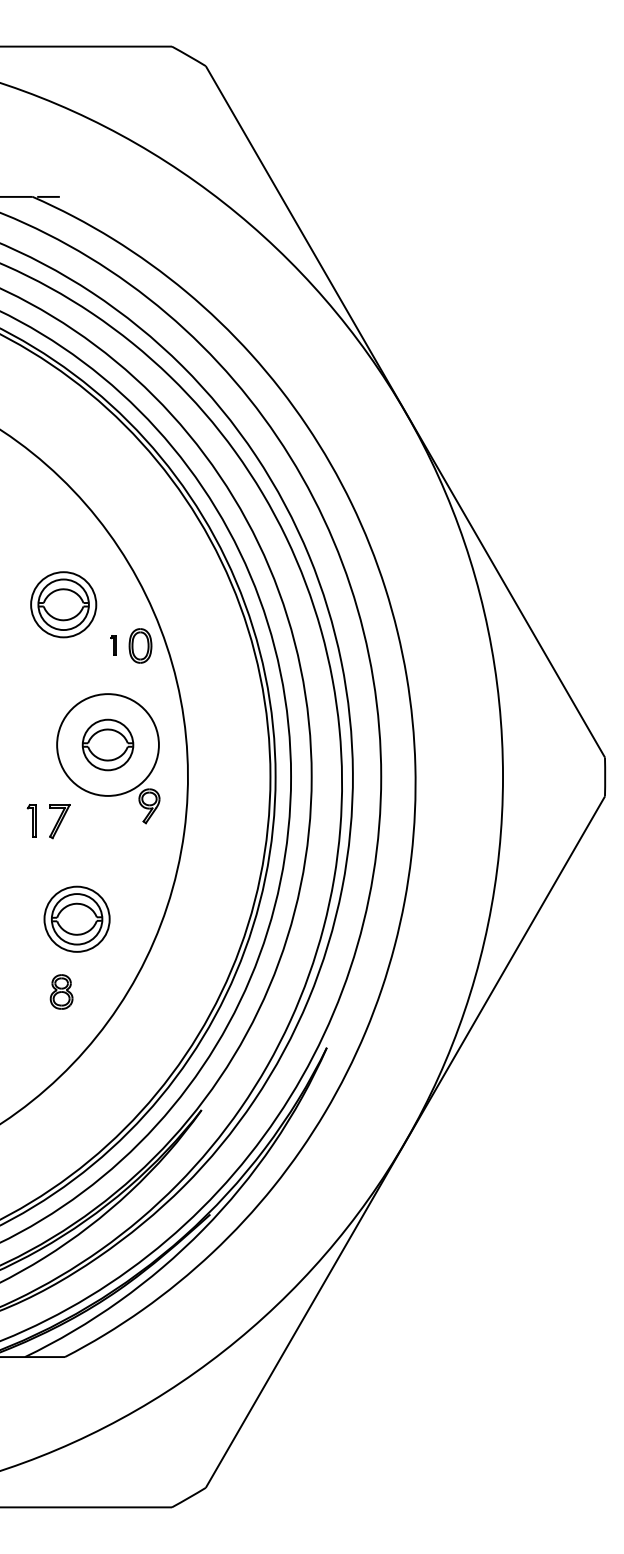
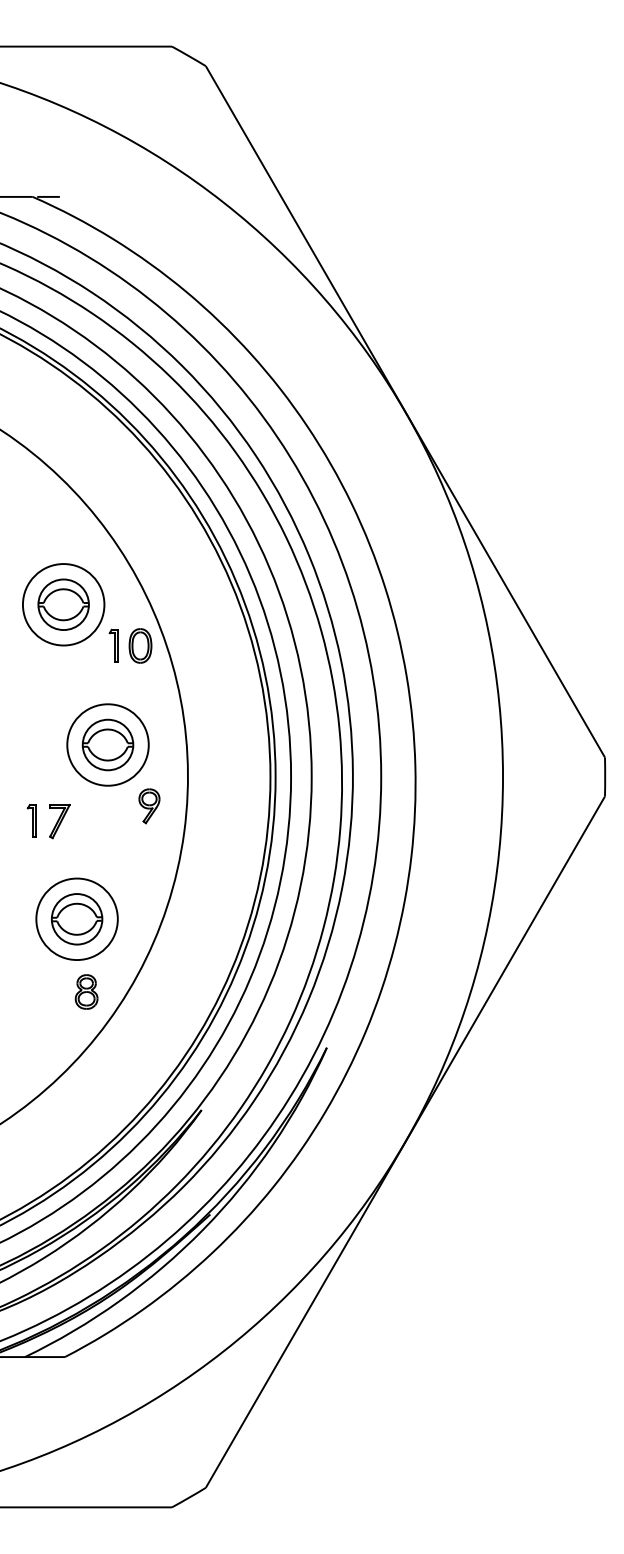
circle diameter: 65 px -> 81 px (63, 604)
part size: 7x21 px -> 11x35 px (113, 645)
circle diameter: 102 px -> 81 px (107, 744)
circle diameter: 65 px -> 81 px (76, 919)
part position: (61, 991) -> (86, 991) (86, 991)
